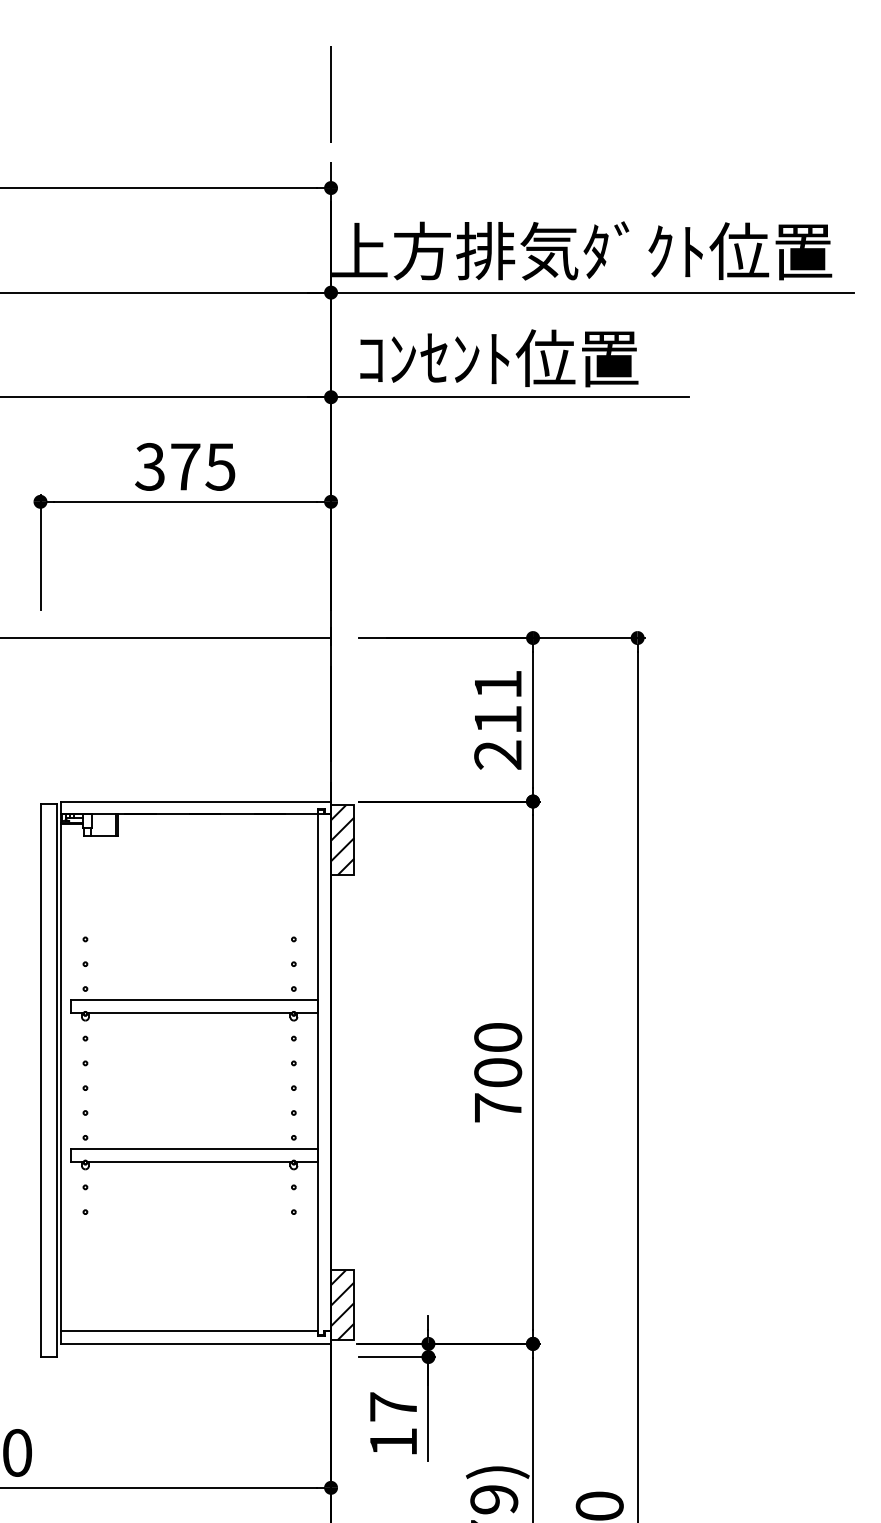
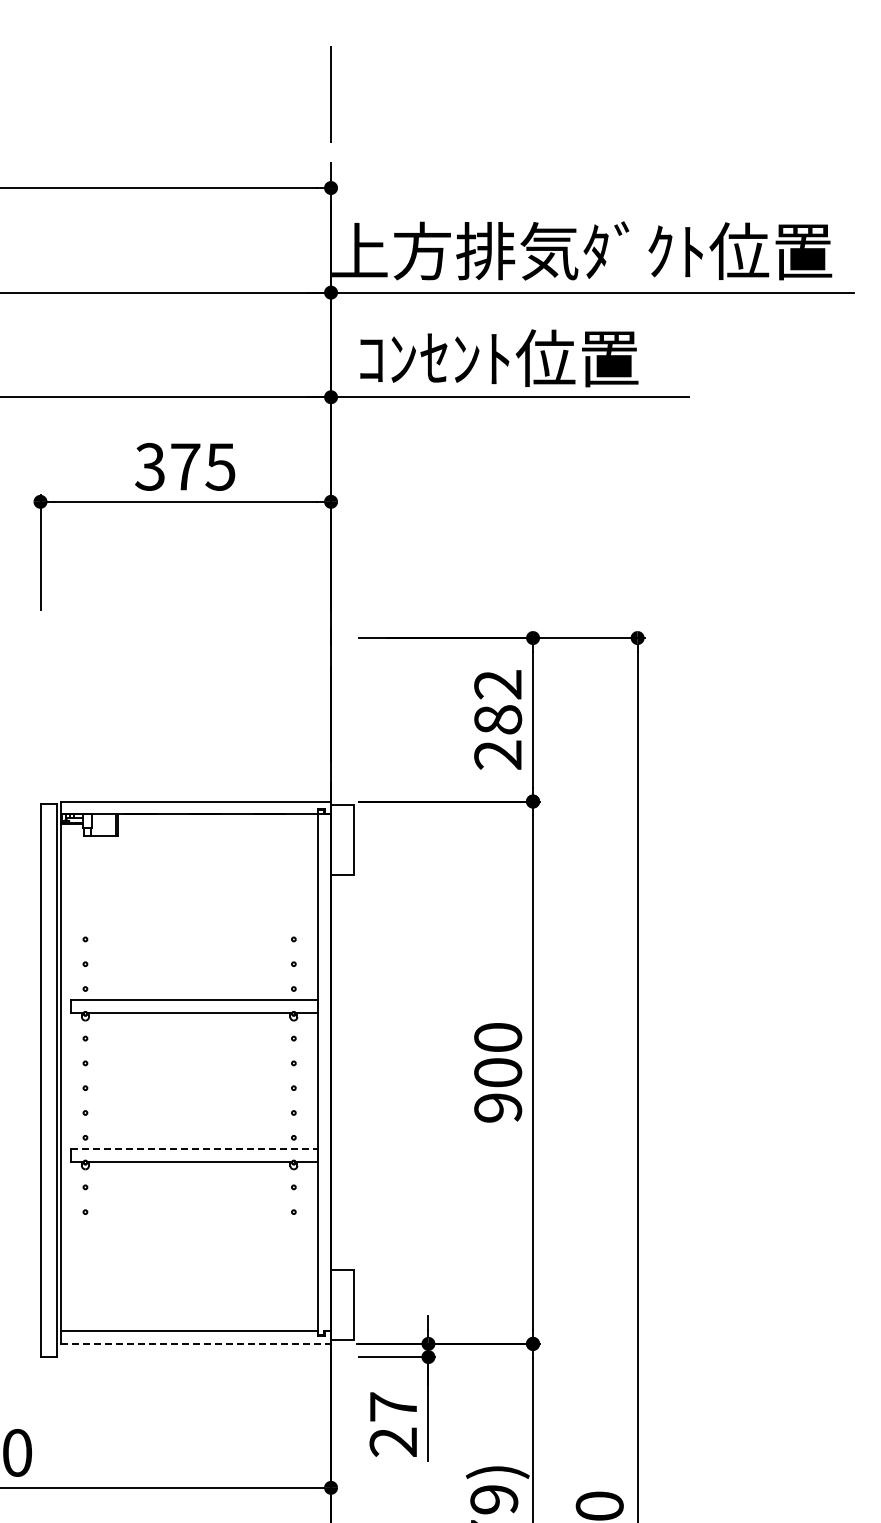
line: present -> none (166, 638)
text: 211 -> 282 (498, 702)
hatch: present -> none (342, 840)
text: 700 -> 900 (498, 1107)
line: solid -> dashed (195, 1149)
hatch: present -> none (342, 1305)
line: solid -> dashed (196, 1343)
text: 17 -> 27 (392, 1441)
